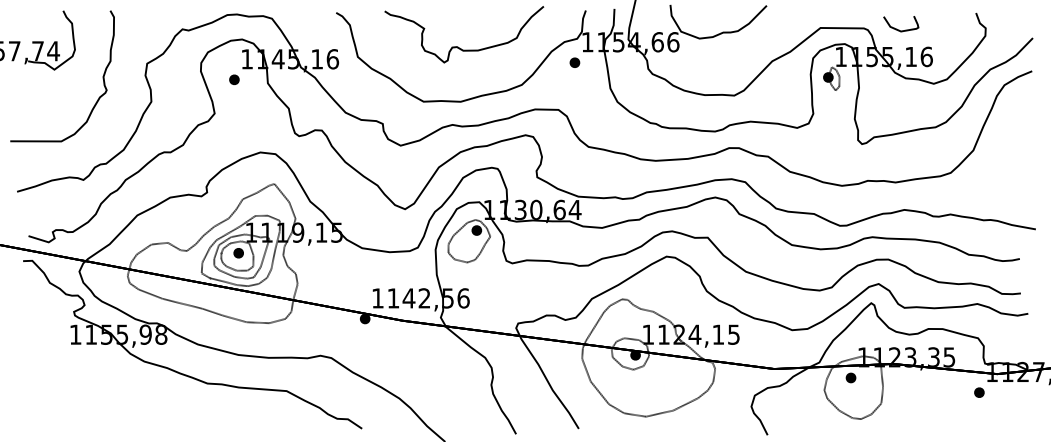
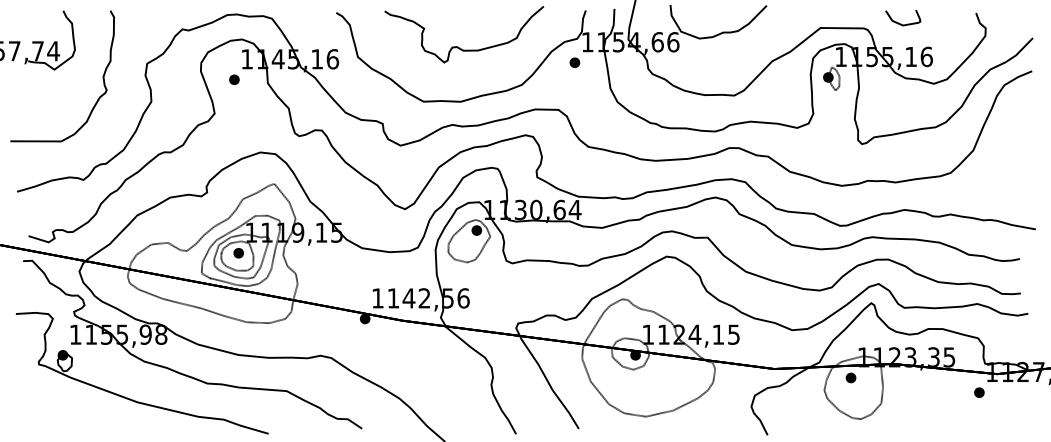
curve position: (899, 29) -> (901, 23) (901, 23)
part: none -> present (133, 399)
